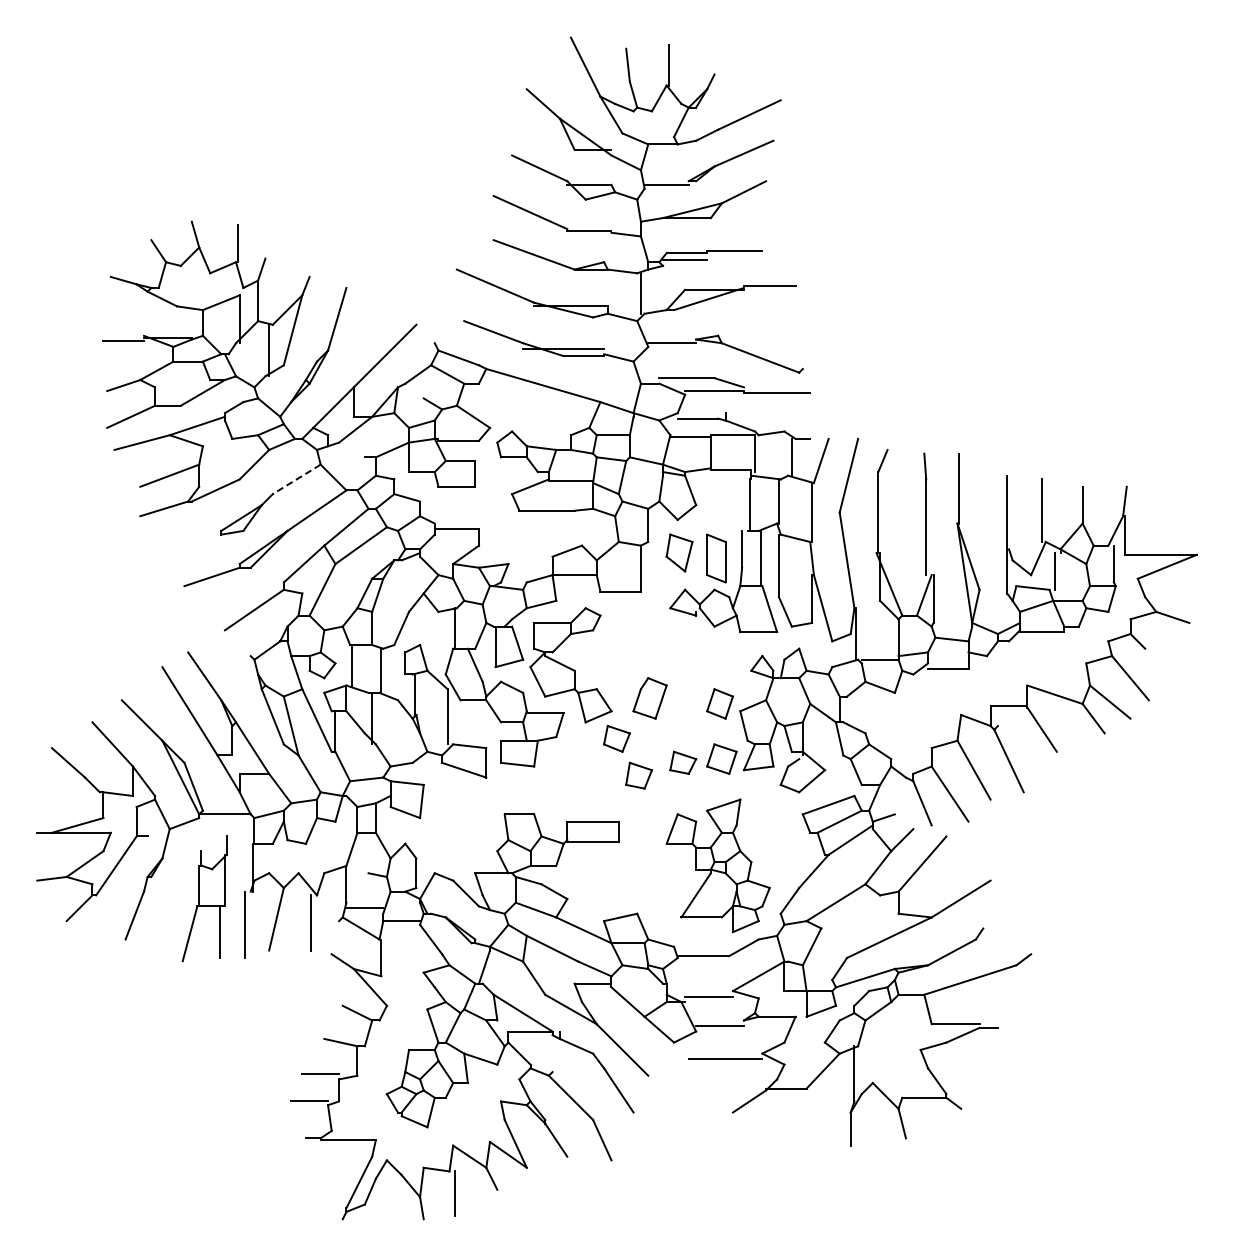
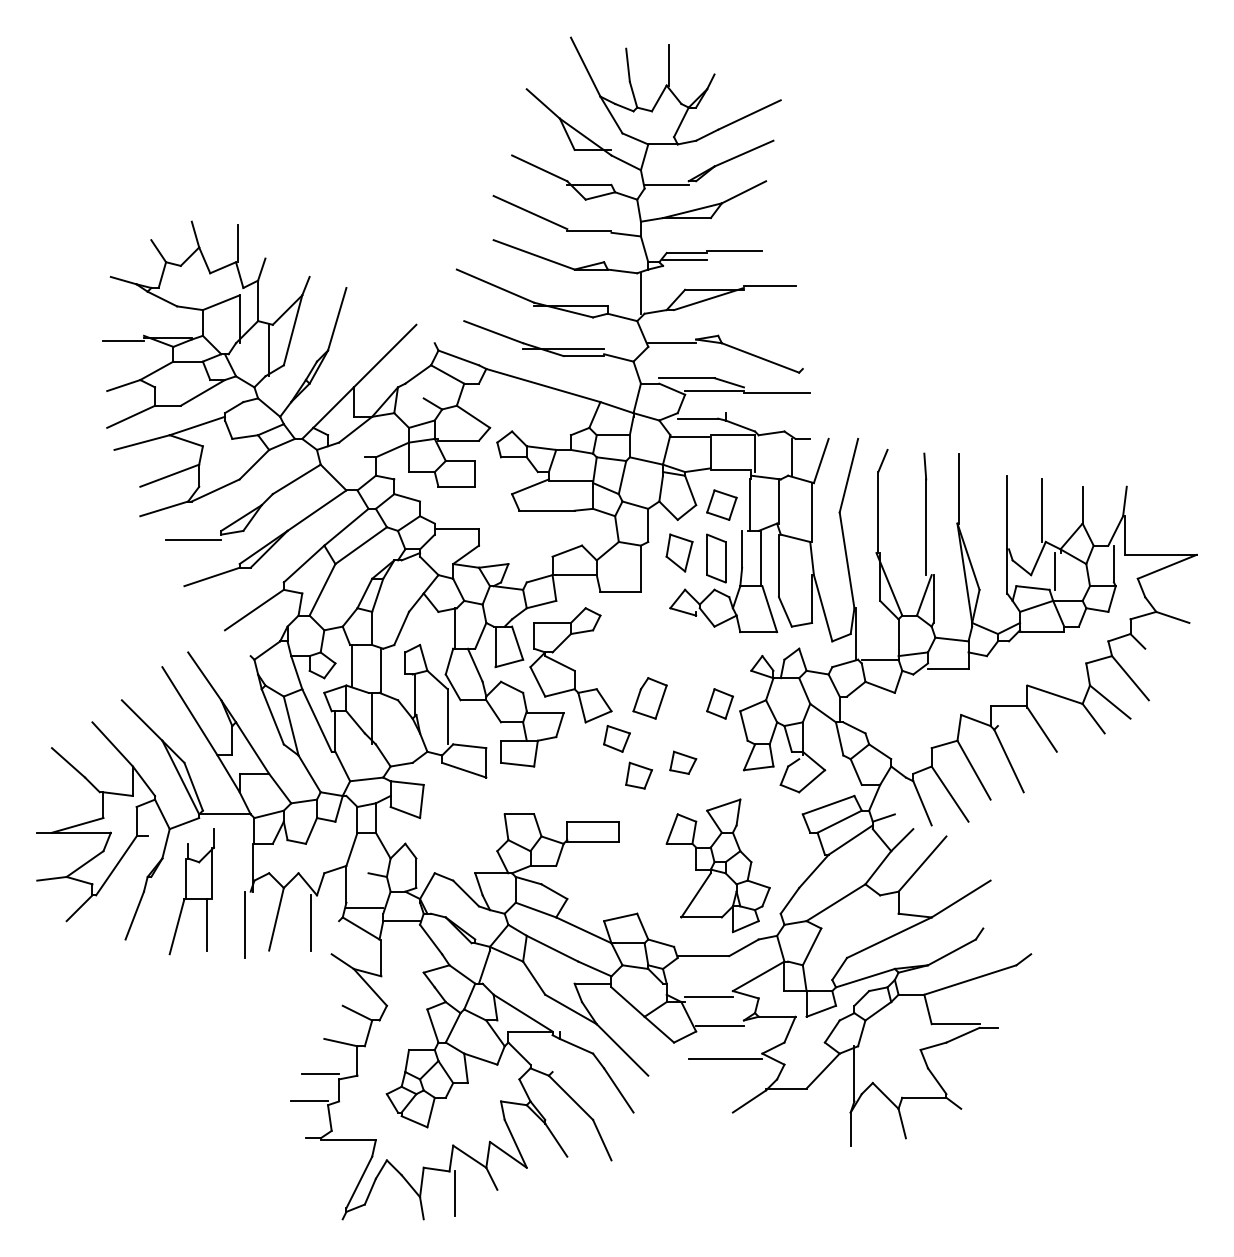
line: dashed -> solid (296, 479)
line: none -> present (193, 540)
part position: (721, 758) -> (721, 504) (721, 504)
part position: (204, 898) -> (191, 891) (191, 891)
